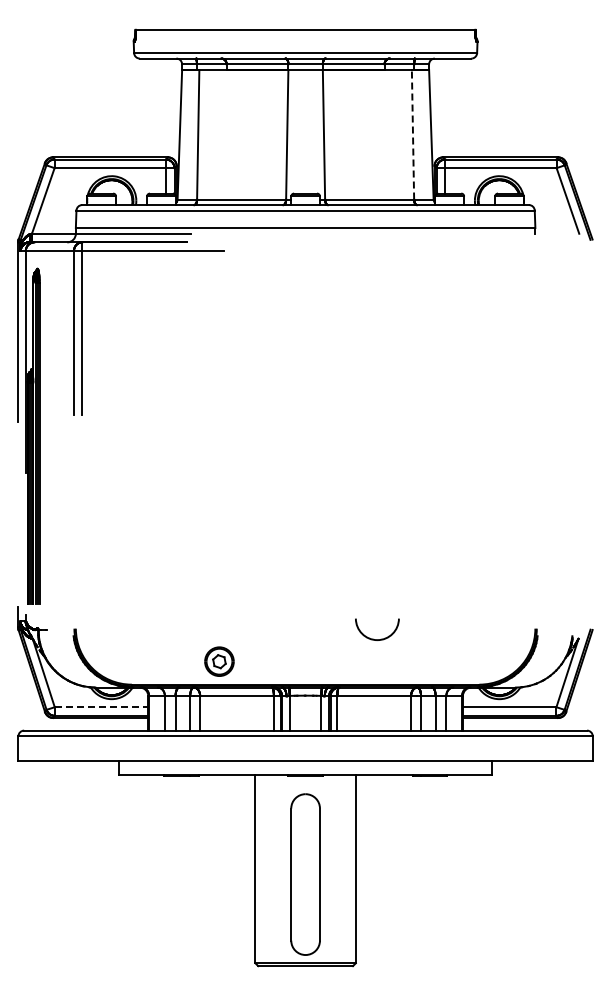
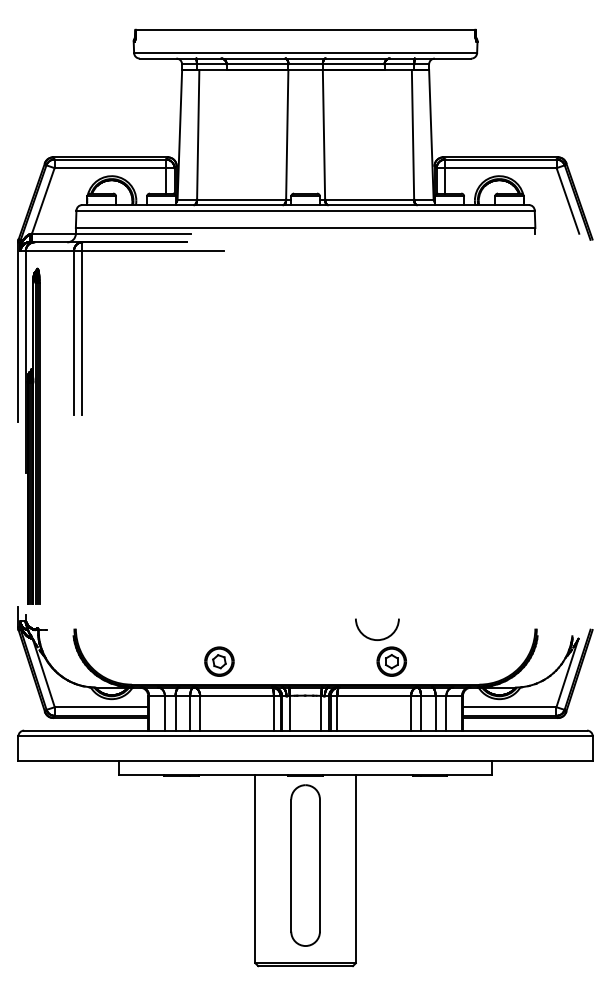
line: dashed -> solid (413, 134)
part: none -> present (391, 661)
line: dashed -> solid (101, 707)
part position: (305, 874) -> (305, 865) (305, 865)
